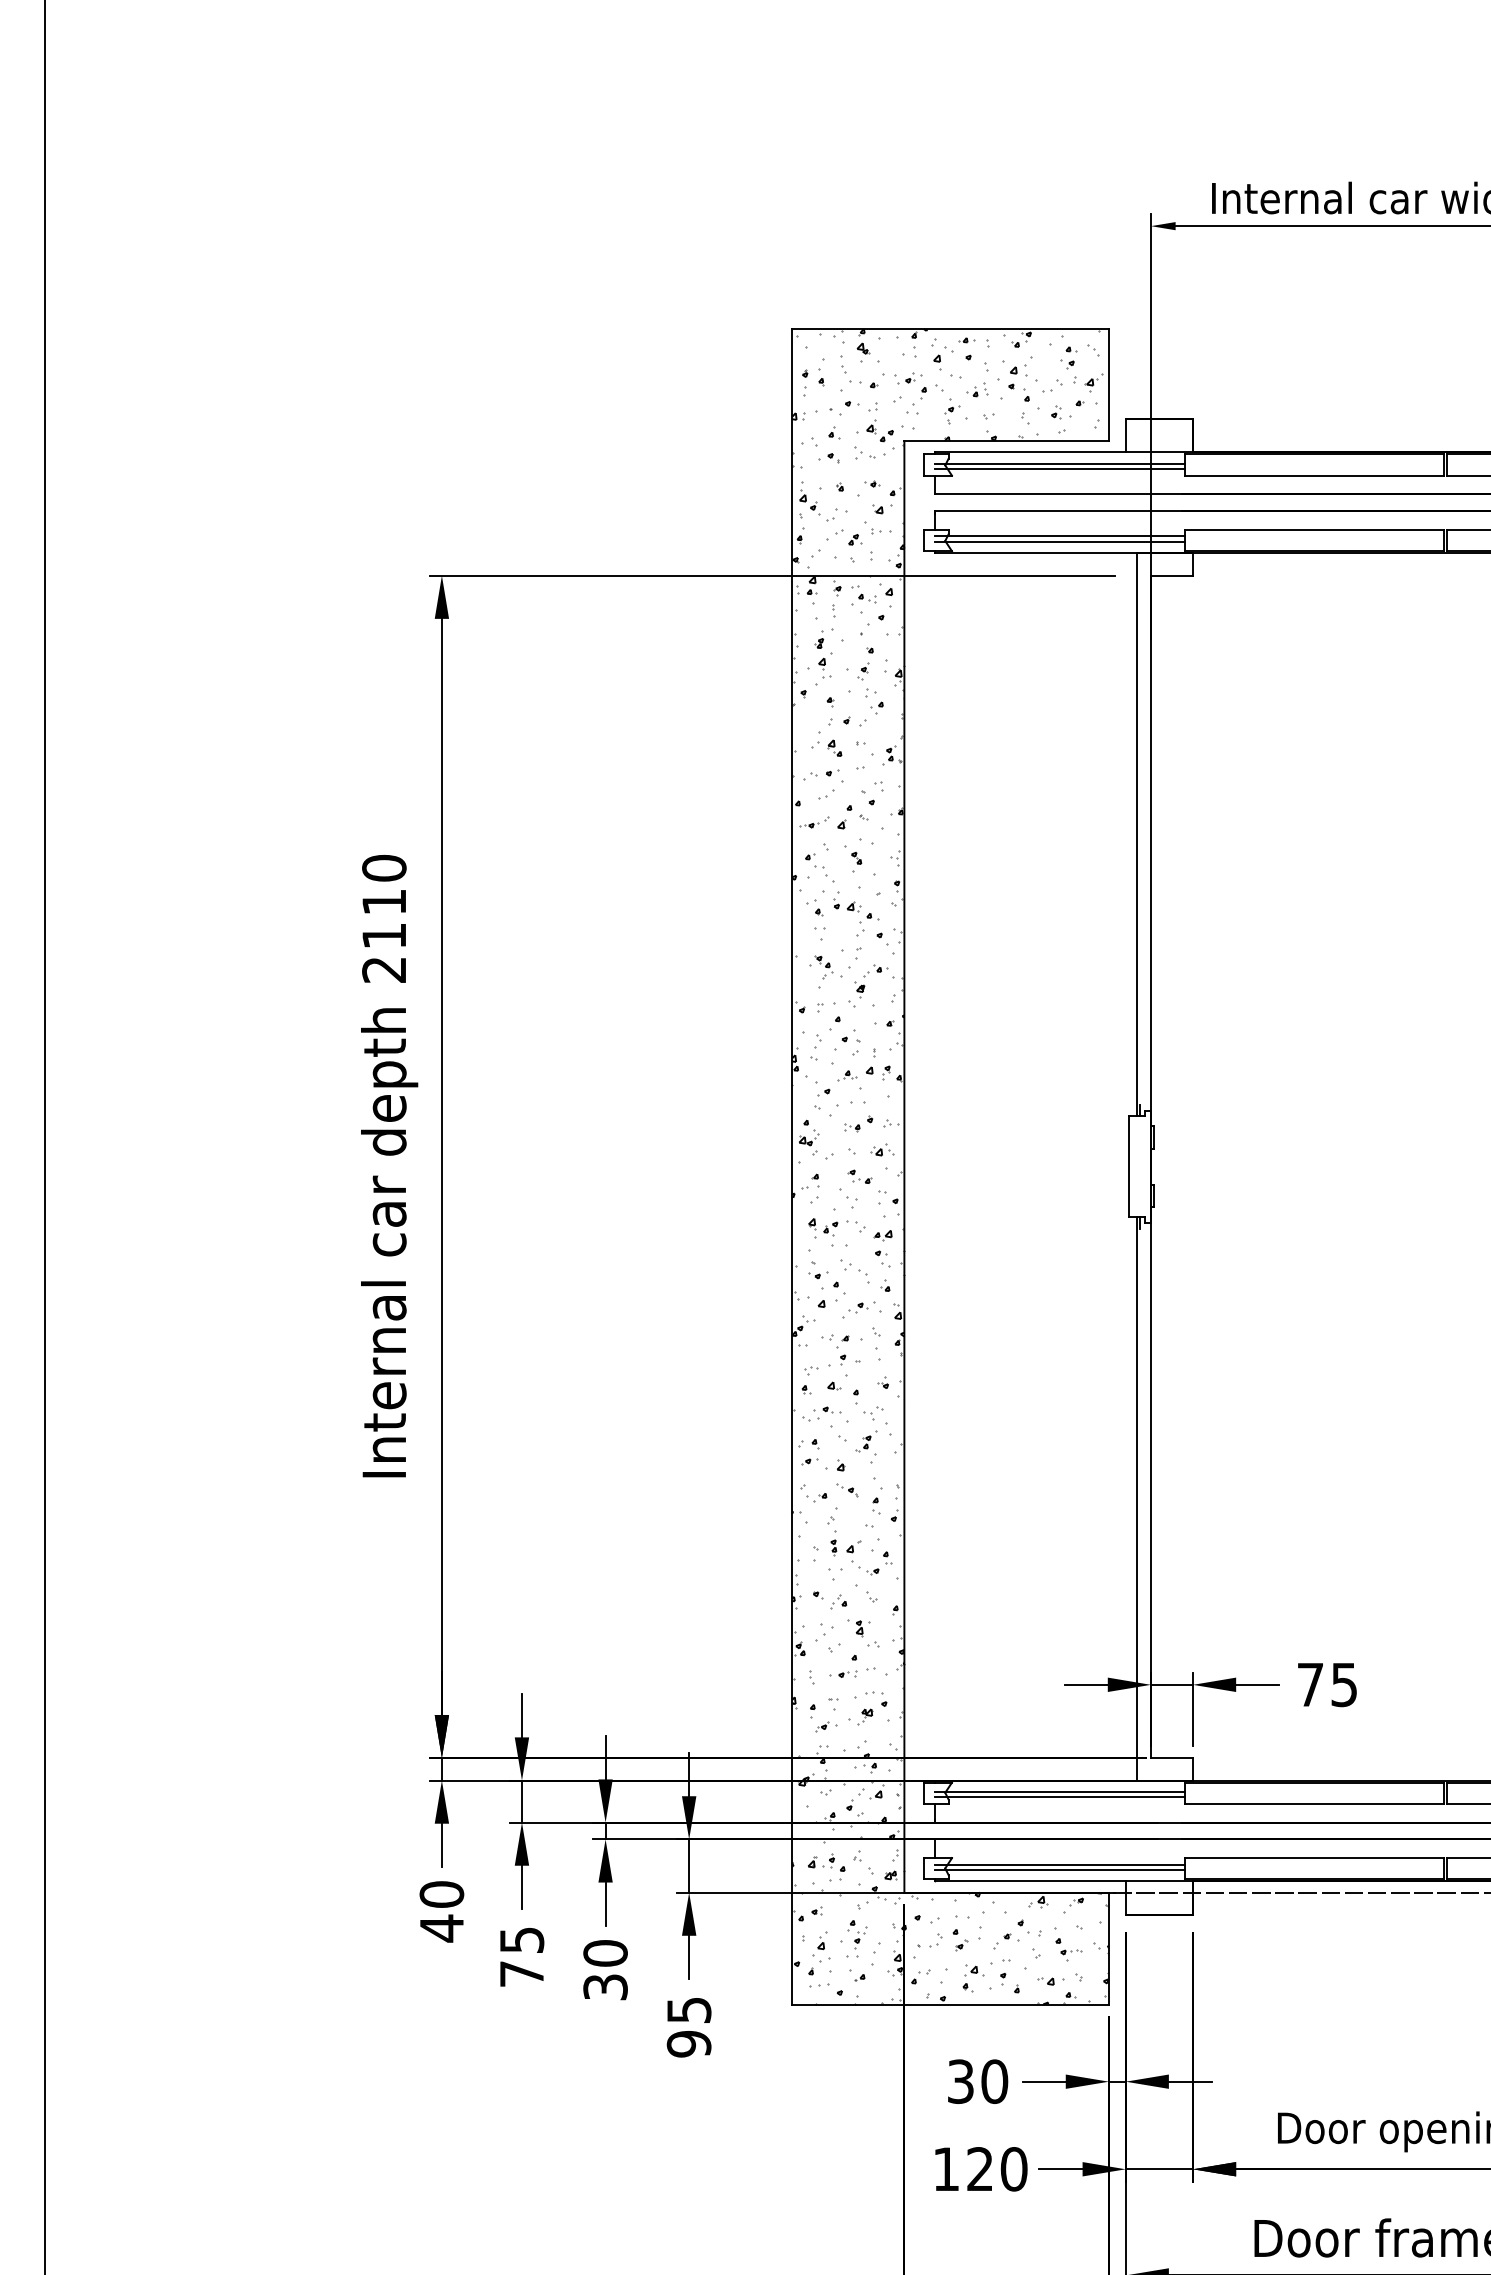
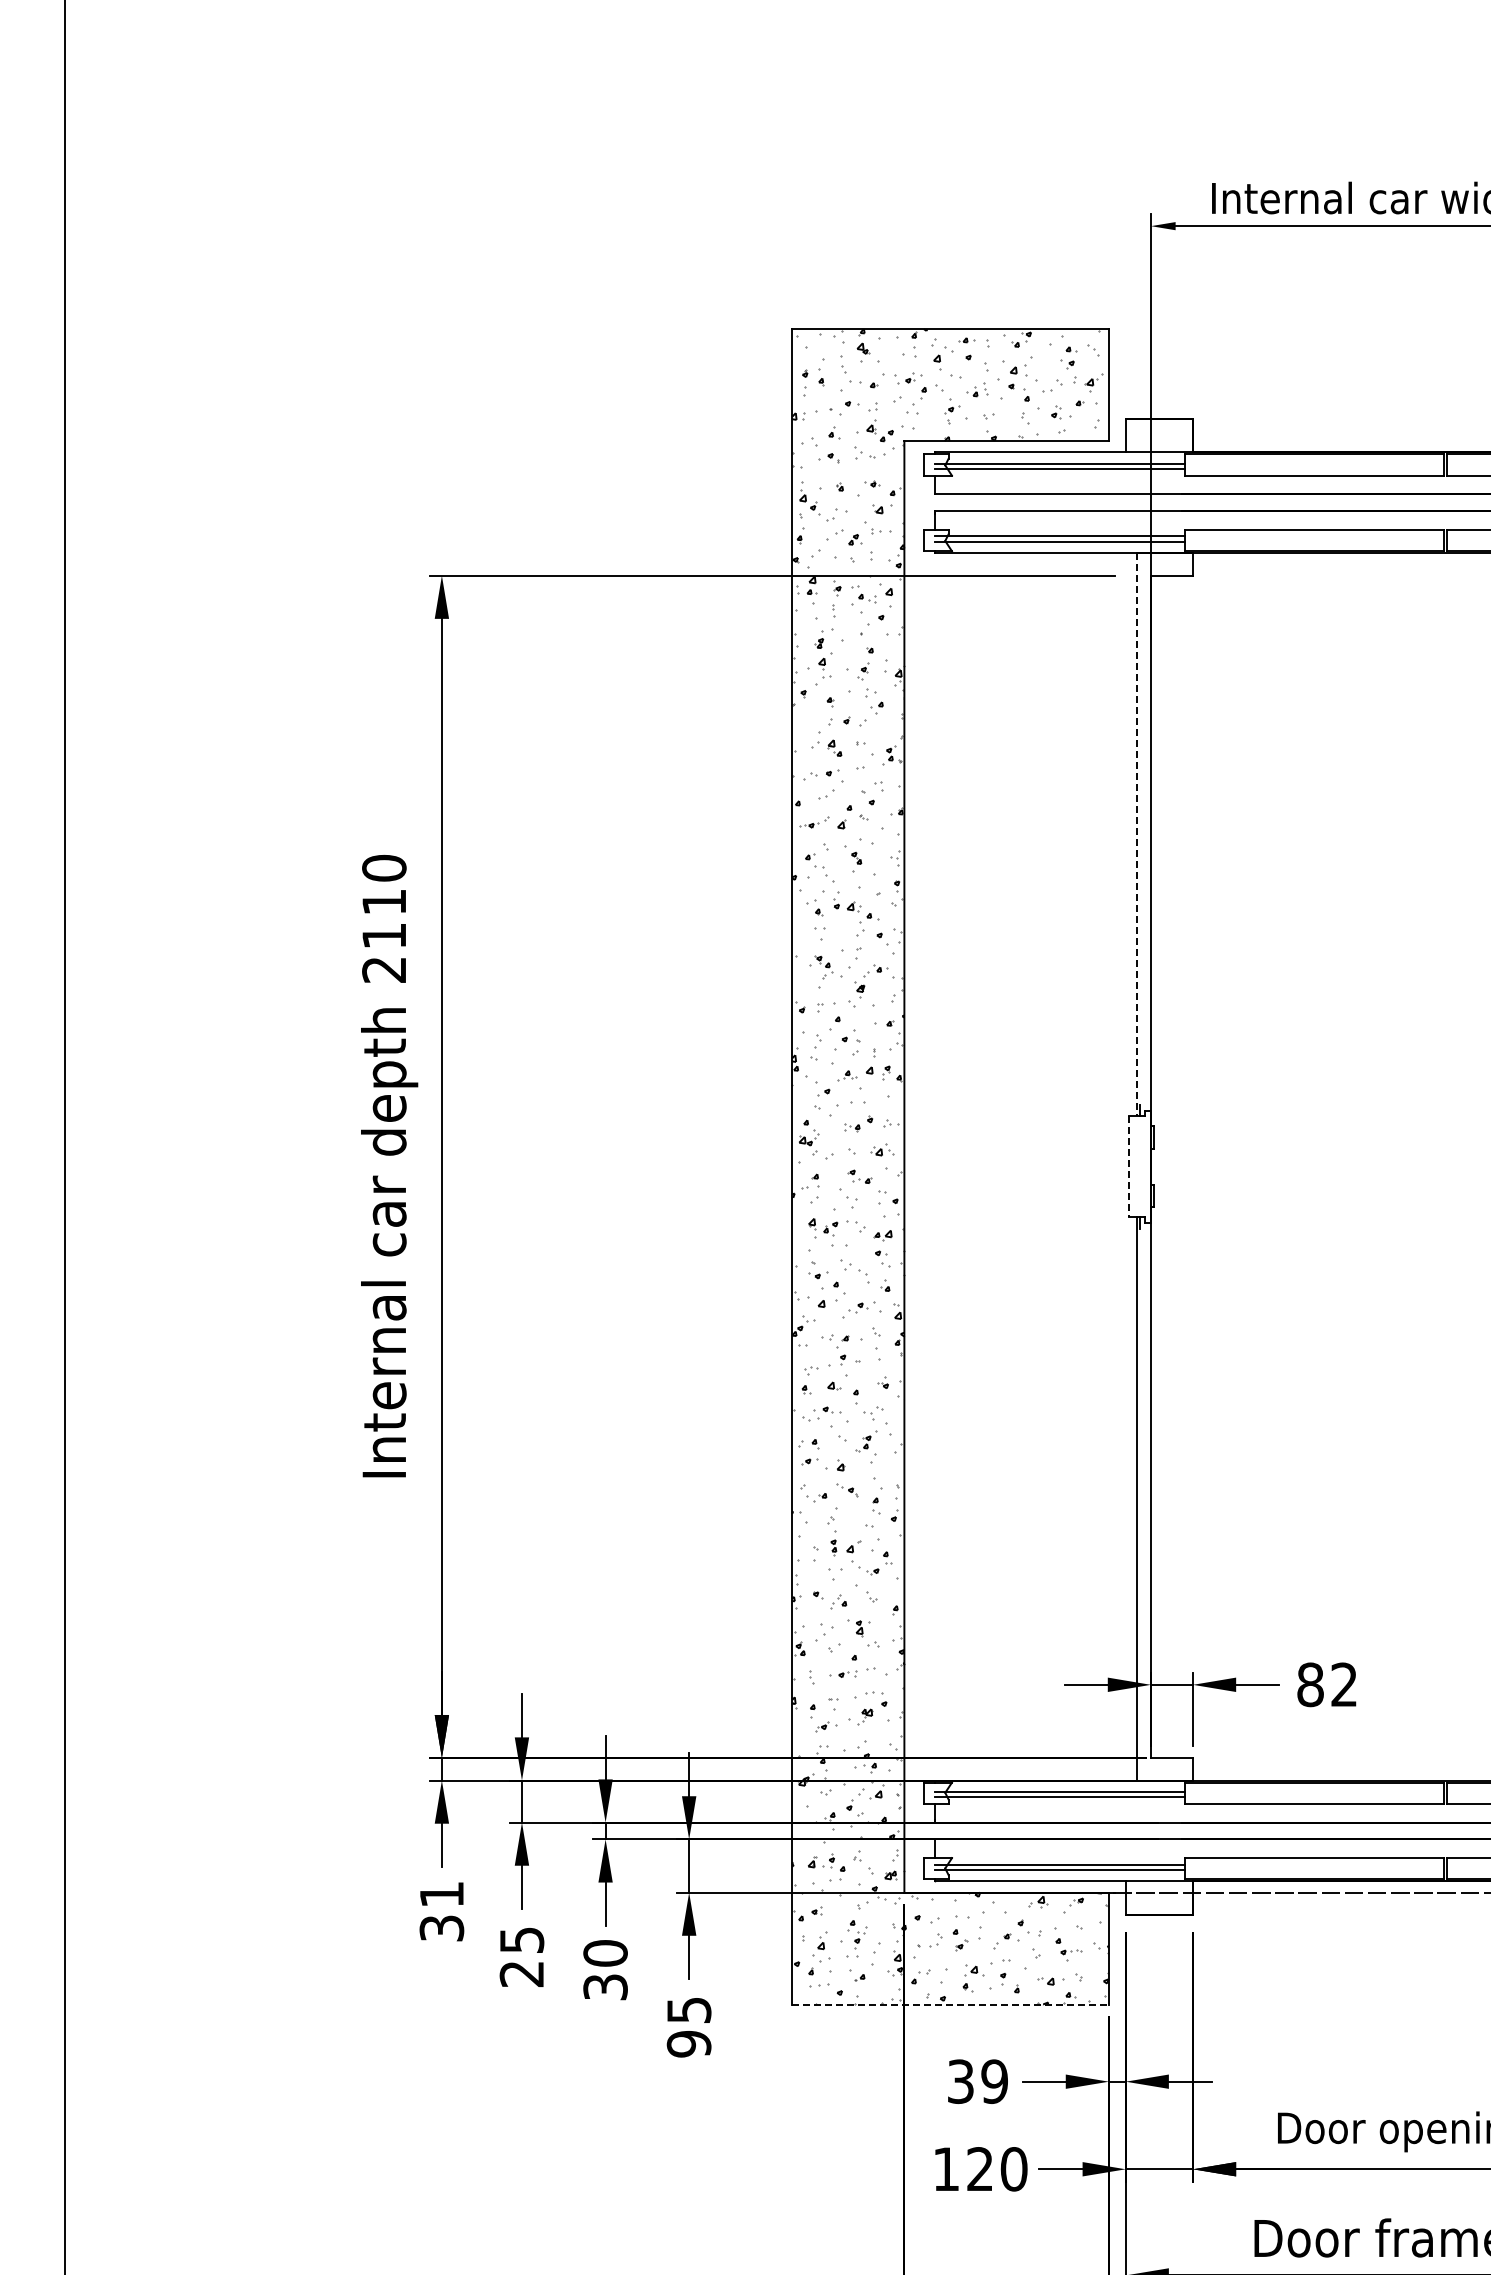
line: solid -> dashed (1136, 834)
line position: (44, 1136) -> (64, 1136) (64, 1136)
line: solid -> dashed (1128, 1167)
text: 75 -> 82 (1326, 1684)
text: 40 -> 31 (441, 1911)
text: 75 -> 25 (521, 1974)
line: solid -> dashed (951, 2004)
text: 30 -> 39 (994, 2081)
